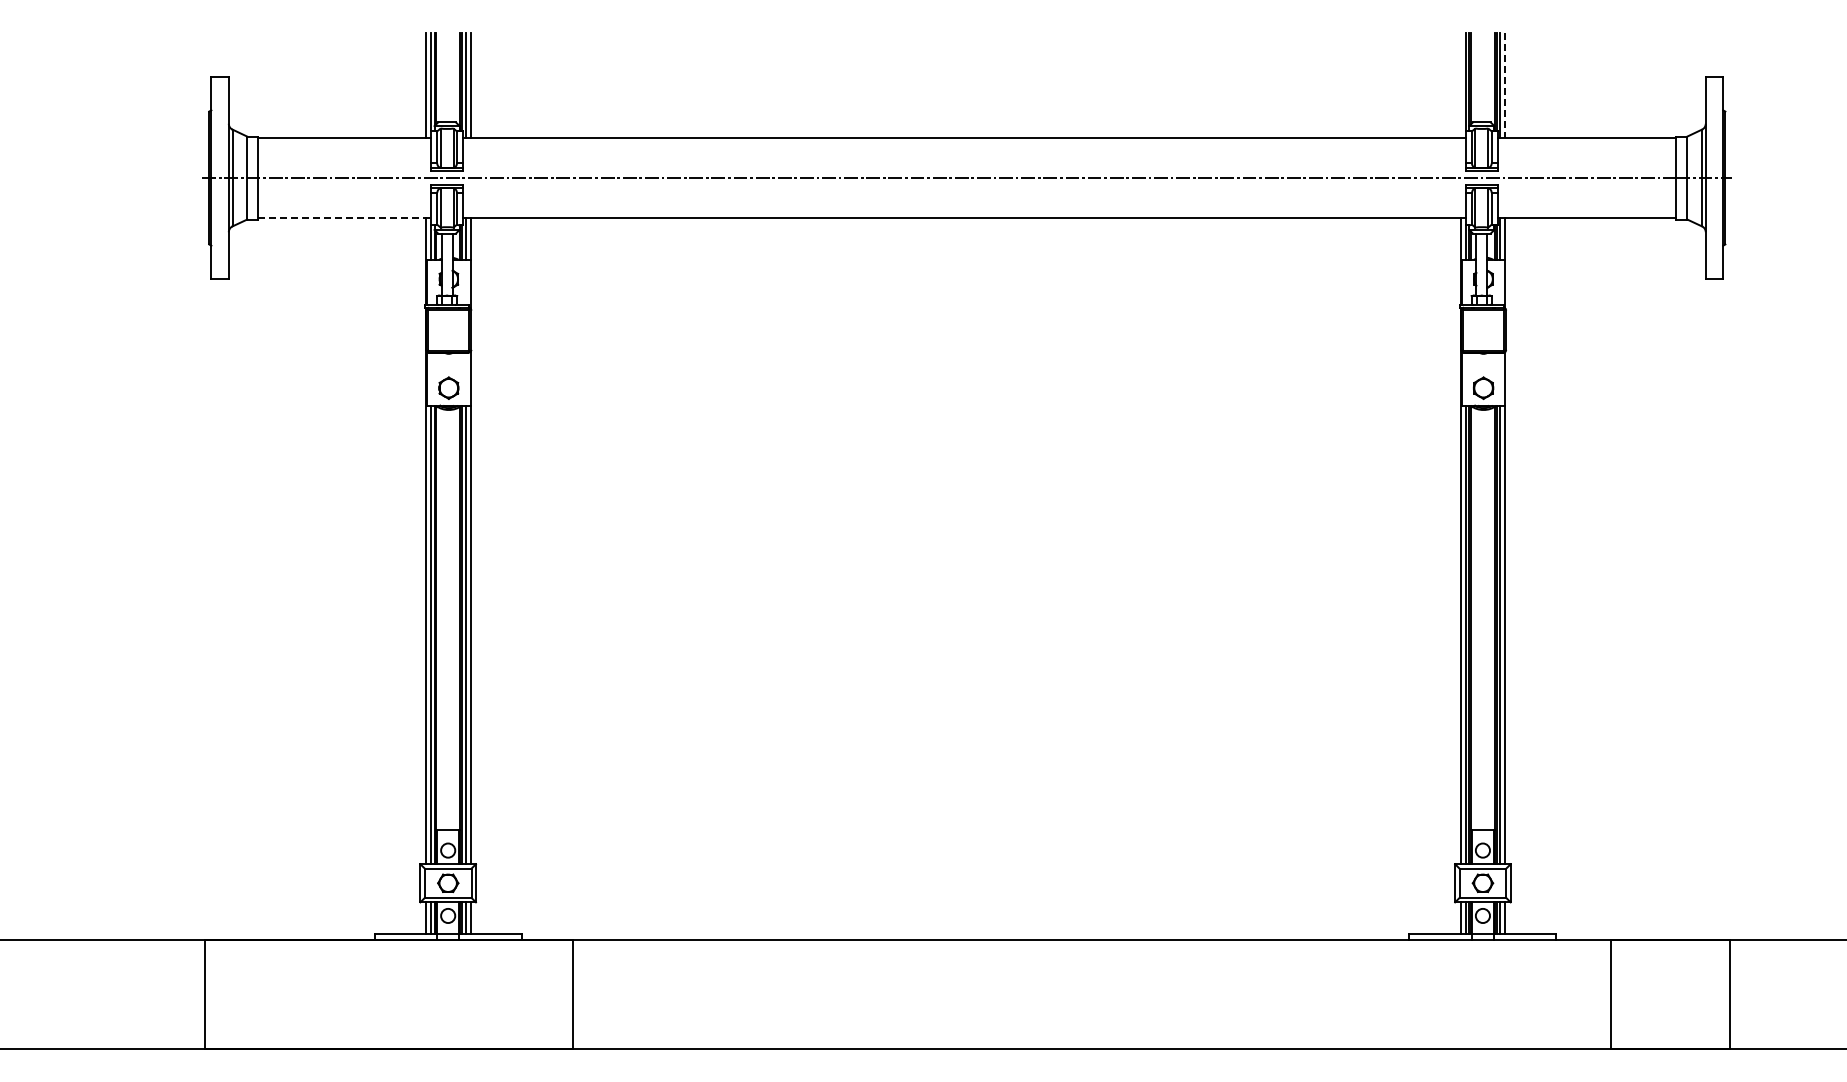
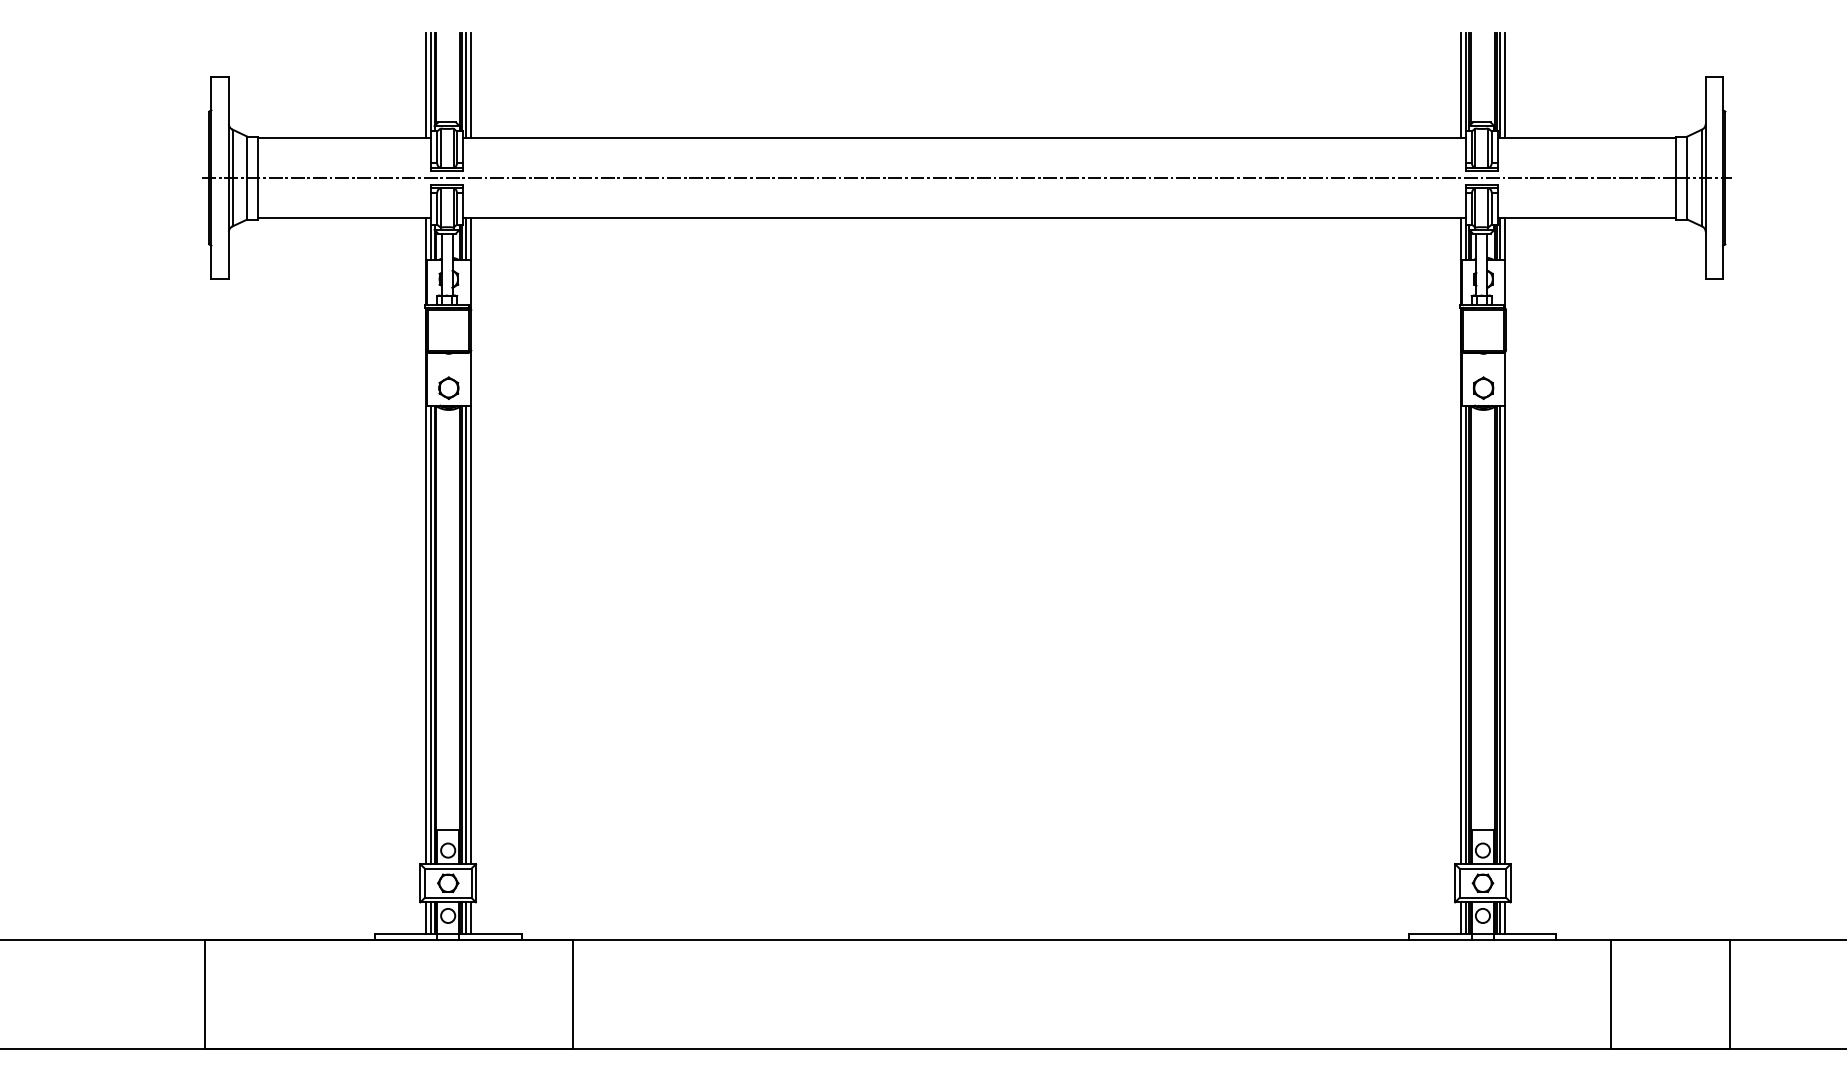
line: none -> present (1460, 85)
line: dashed -> solid (1505, 85)
line: dashed -> solid (344, 217)
